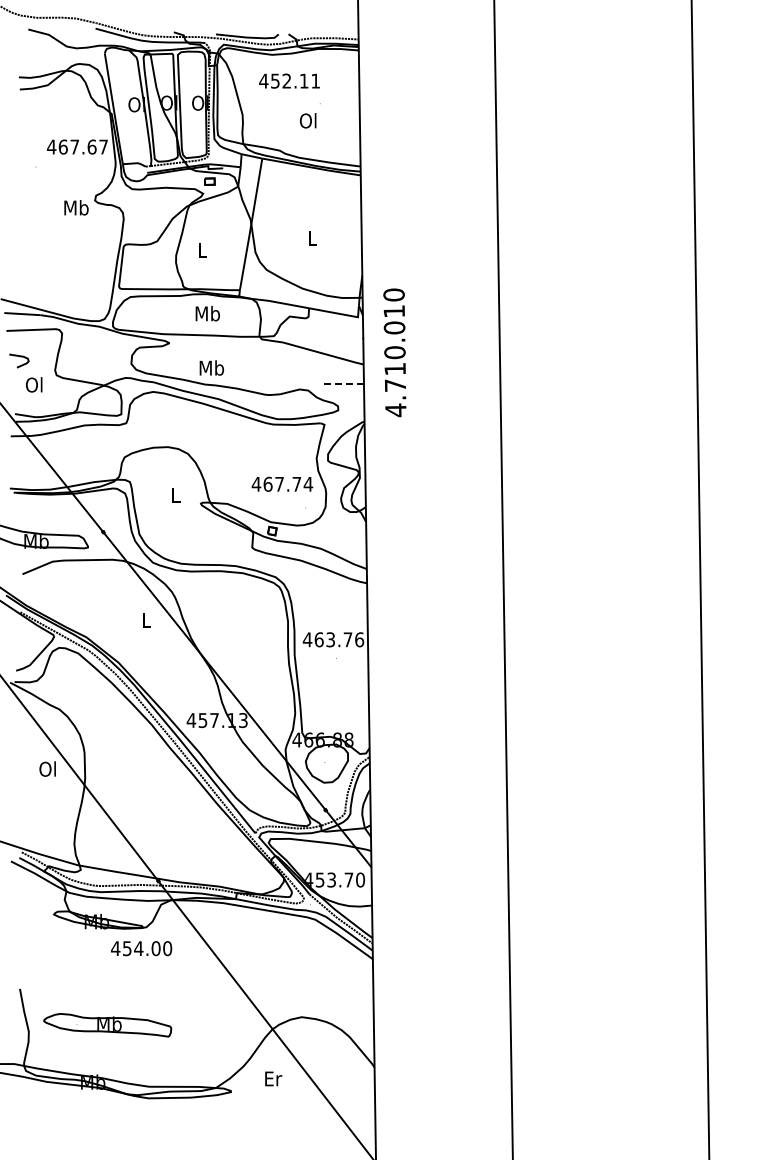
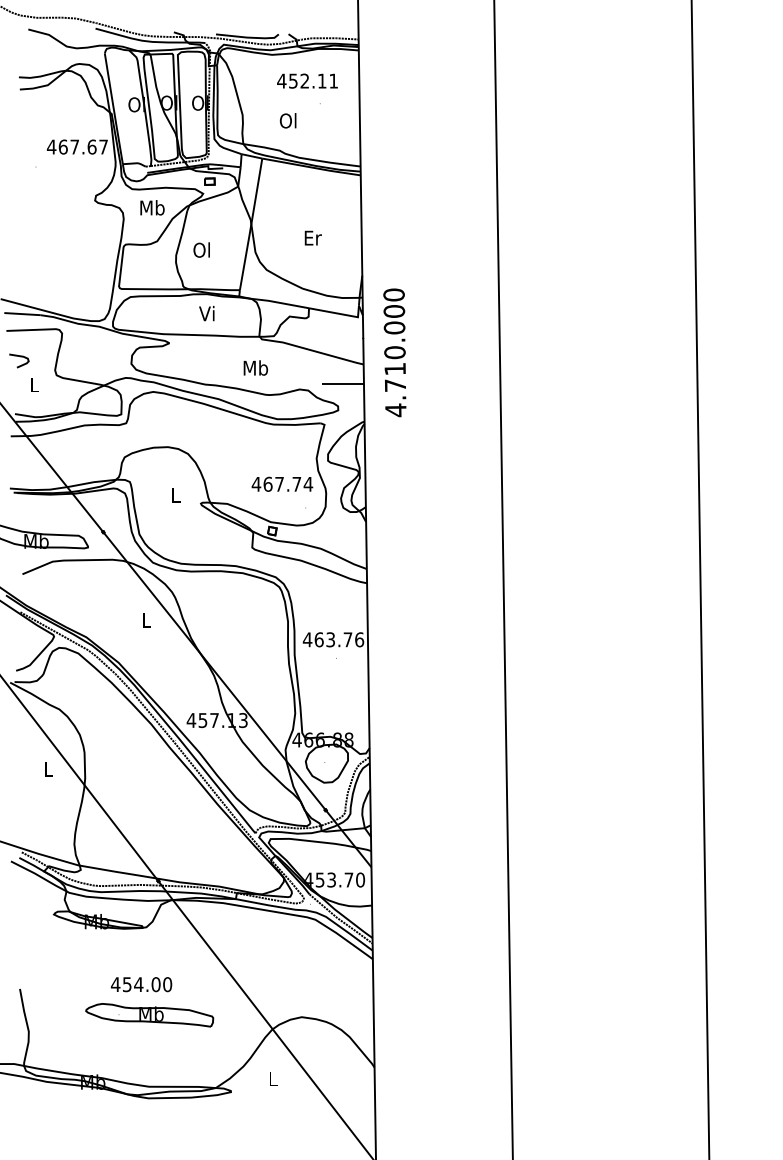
text position: (289, 80) -> (307, 80) (307, 80)
text position: (307, 120) -> (287, 120) (287, 120)
text position: (76, 207) -> (152, 207) (152, 207)
text: L -> Er (312, 237)
text: L -> Ol (201, 249)
text: 4.710.010 -> 4.710.000 (394, 311)
text: Mb -> Vi (207, 313)
text position: (211, 367) -> (255, 367) (255, 367)
line: dashed -> solid (342, 383)
text: Ol -> L (33, 384)
text: Ol -> L (47, 768)
text position: (141, 948) -> (141, 984) (141, 984)
part position: (107, 1025) -> (149, 1015) (149, 1015)
text: Er -> L (273, 1078)
